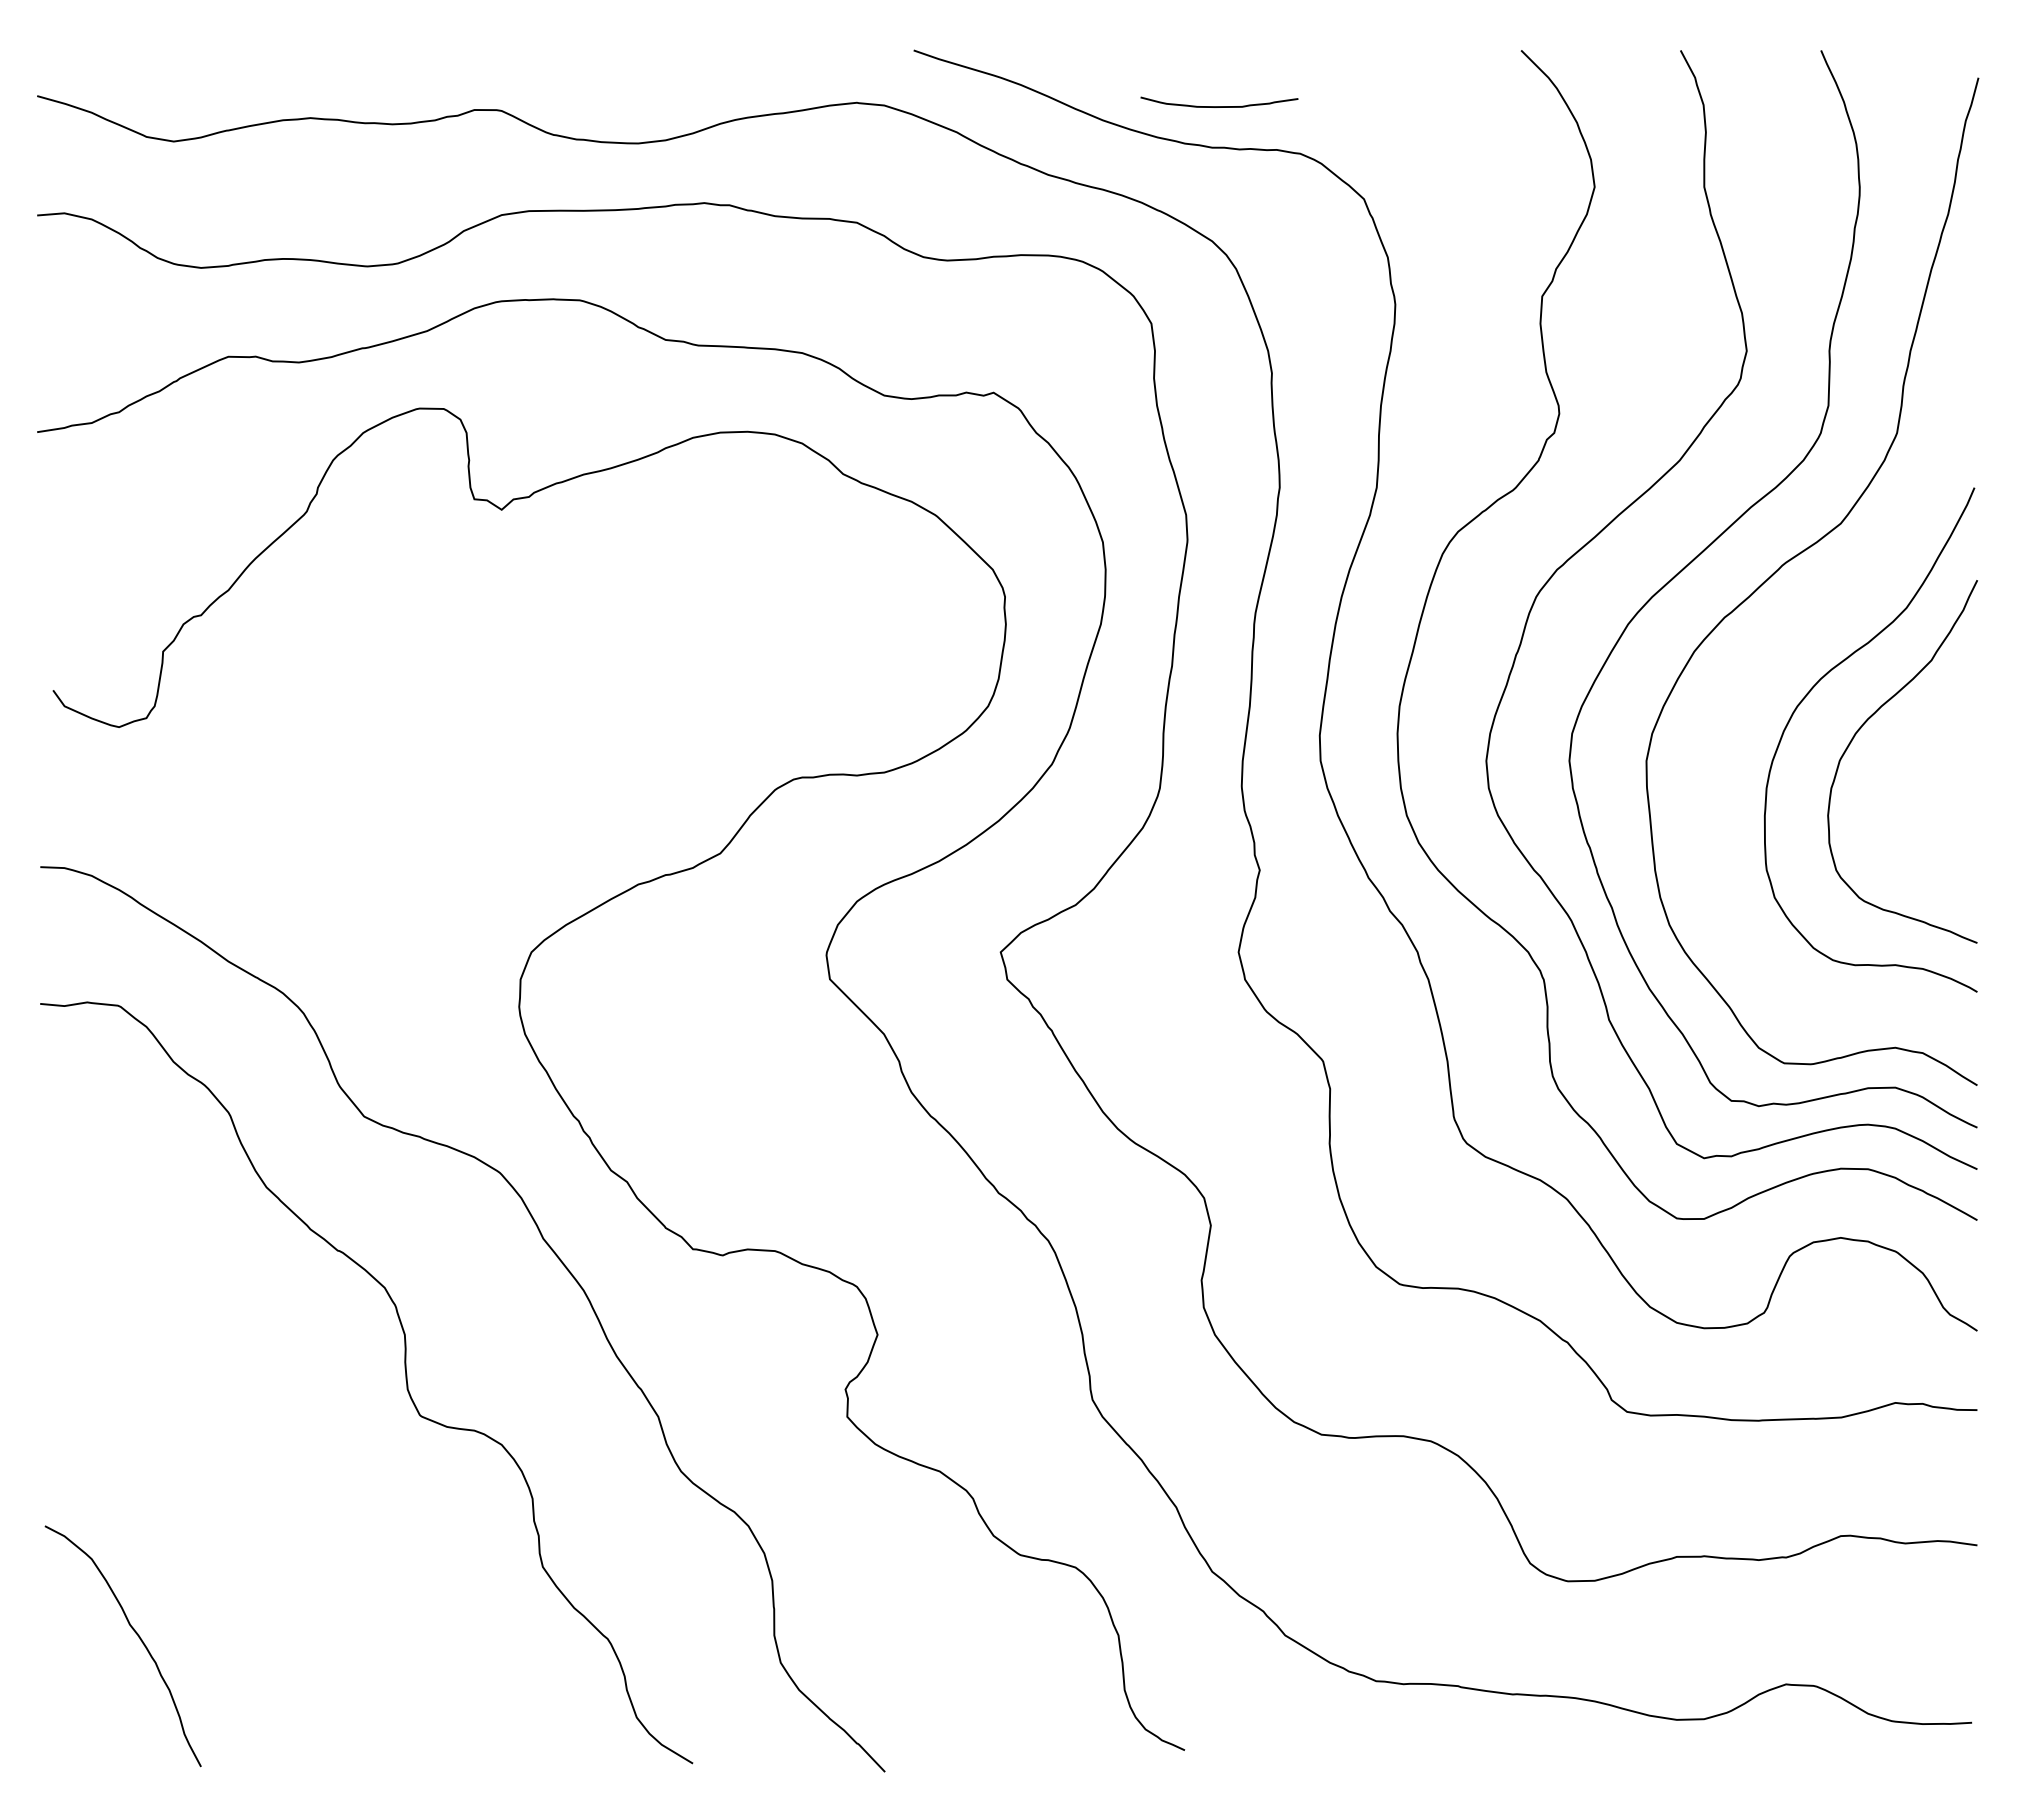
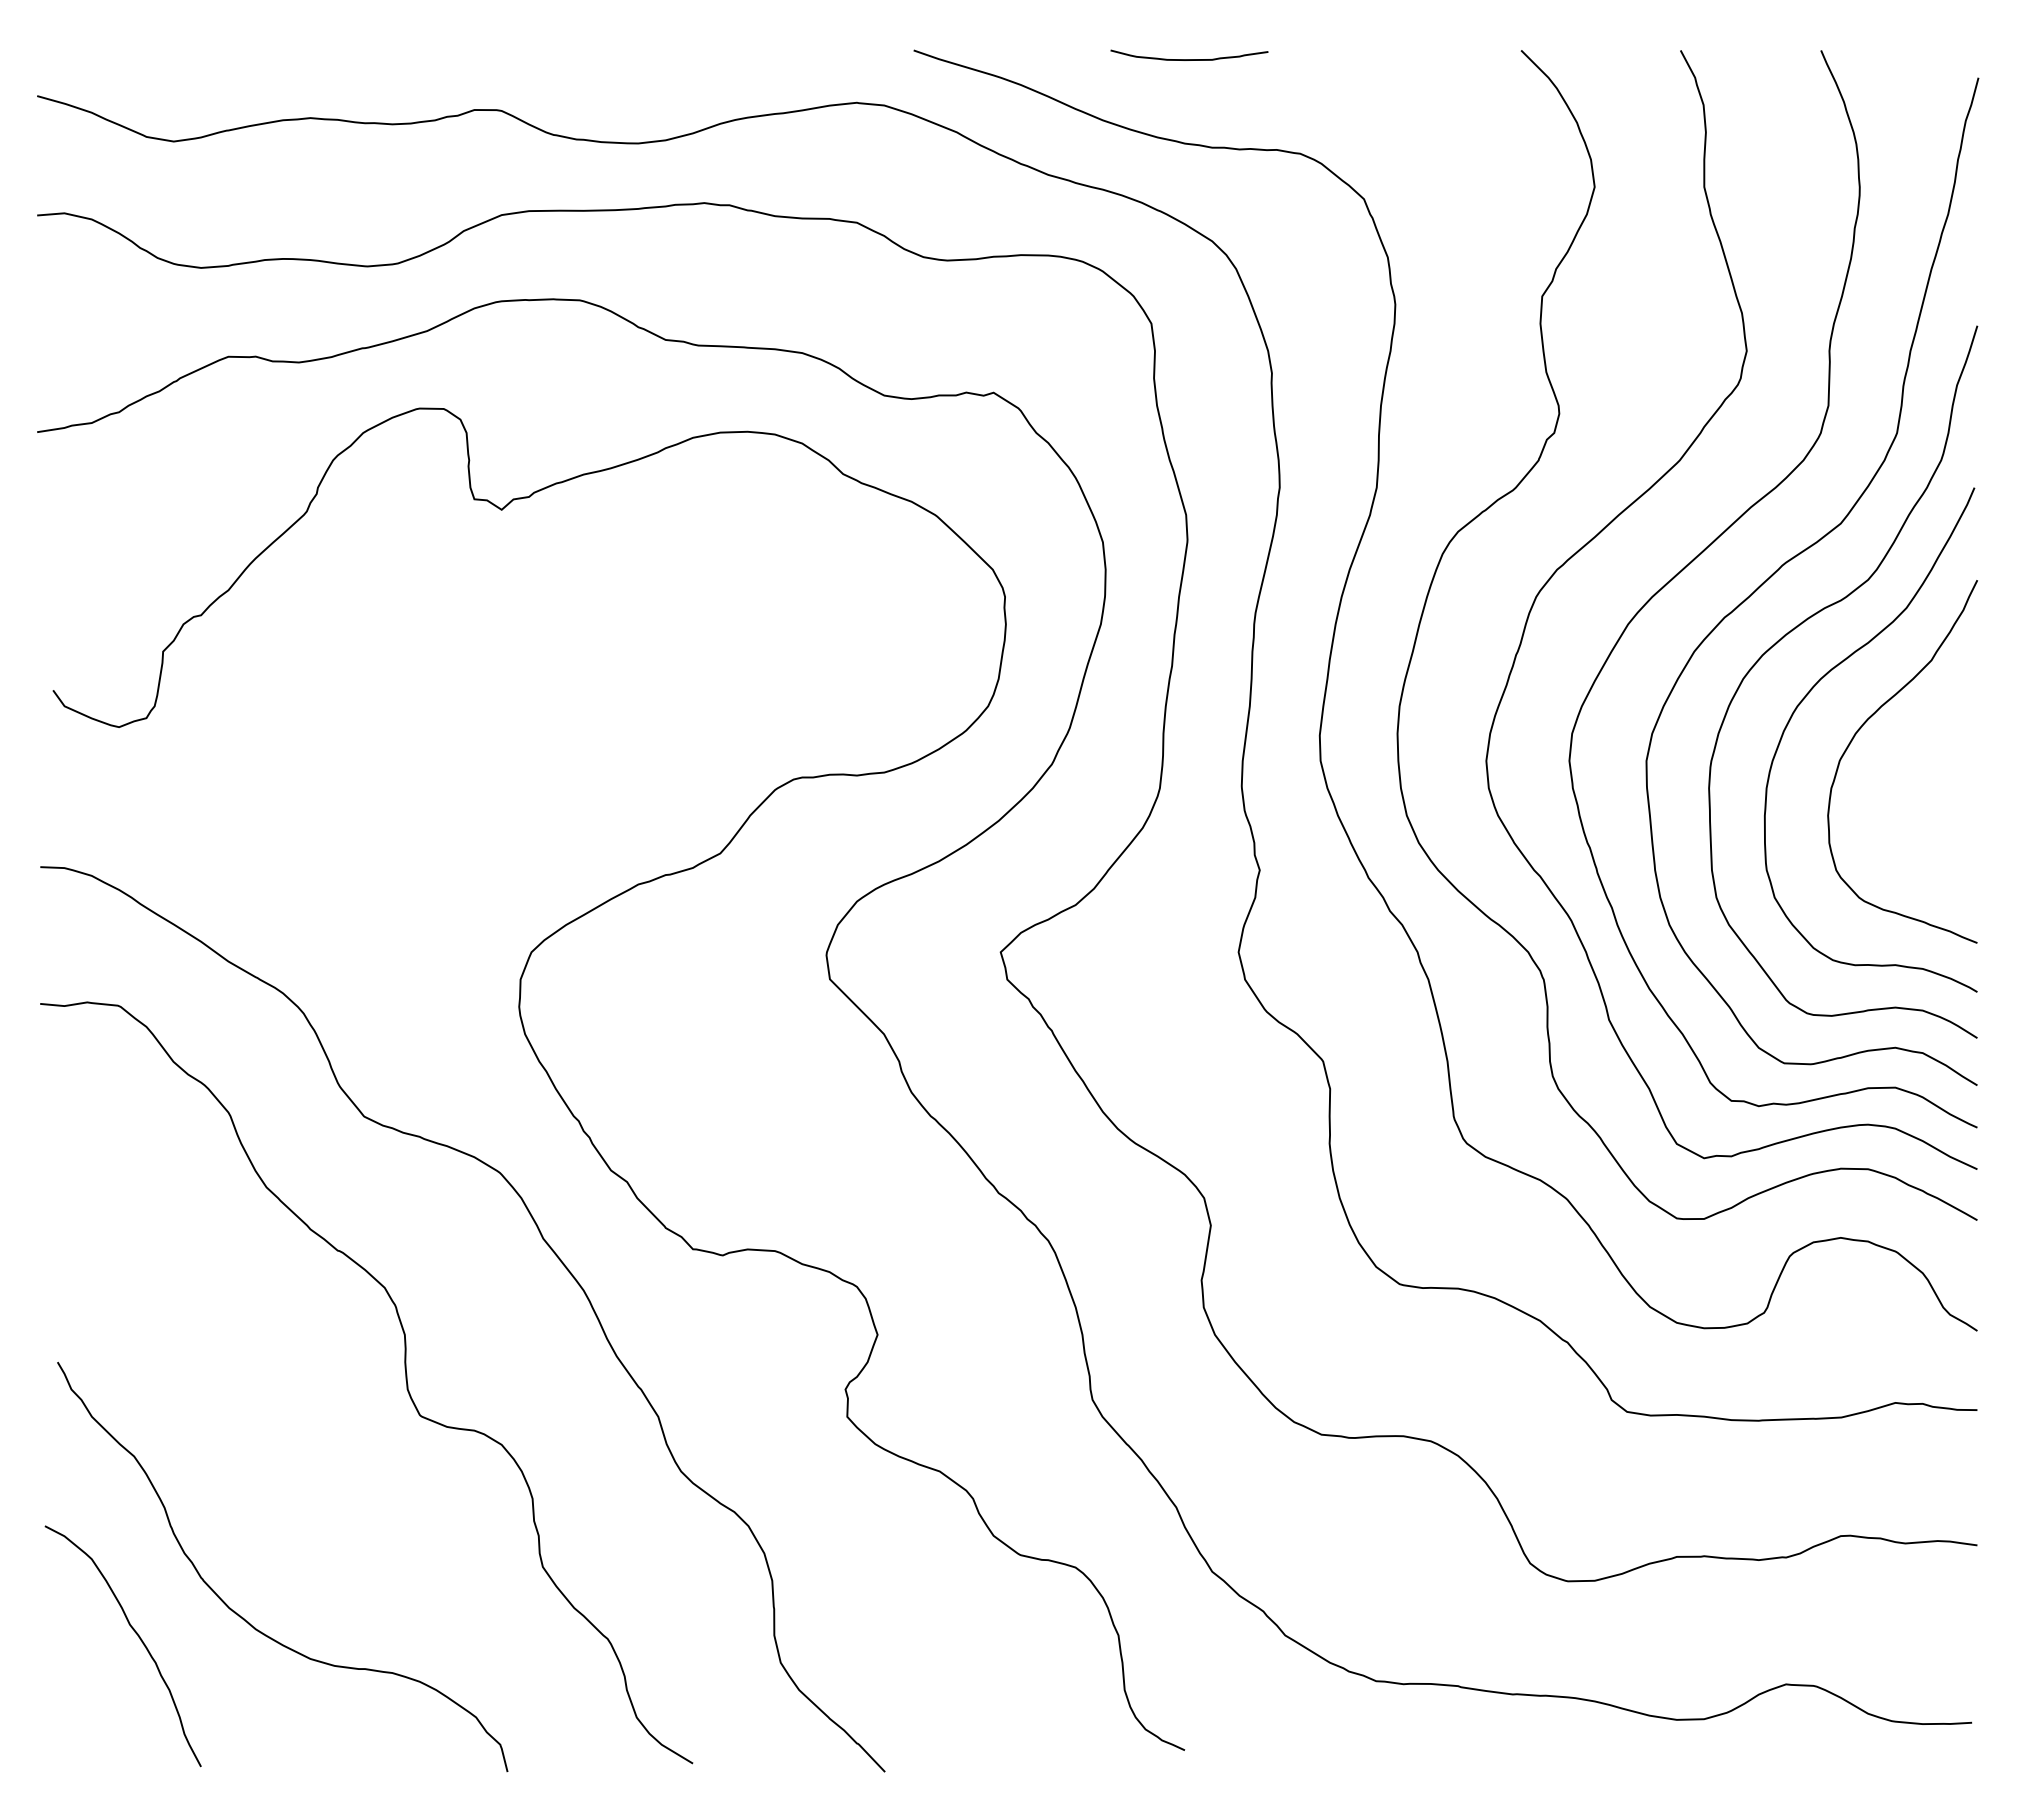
curve position: (1219, 106) -> (1189, 59) (1189, 59)
curve: none -> present (1799, 626)
curve: none -> present (243, 1617)
